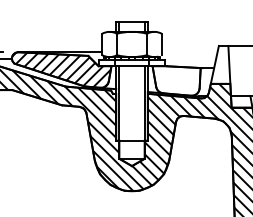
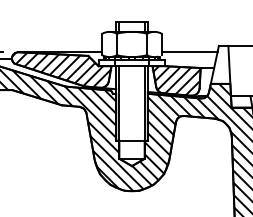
line: none -> present (189, 52)
hatch: none -> present (176, 80)
